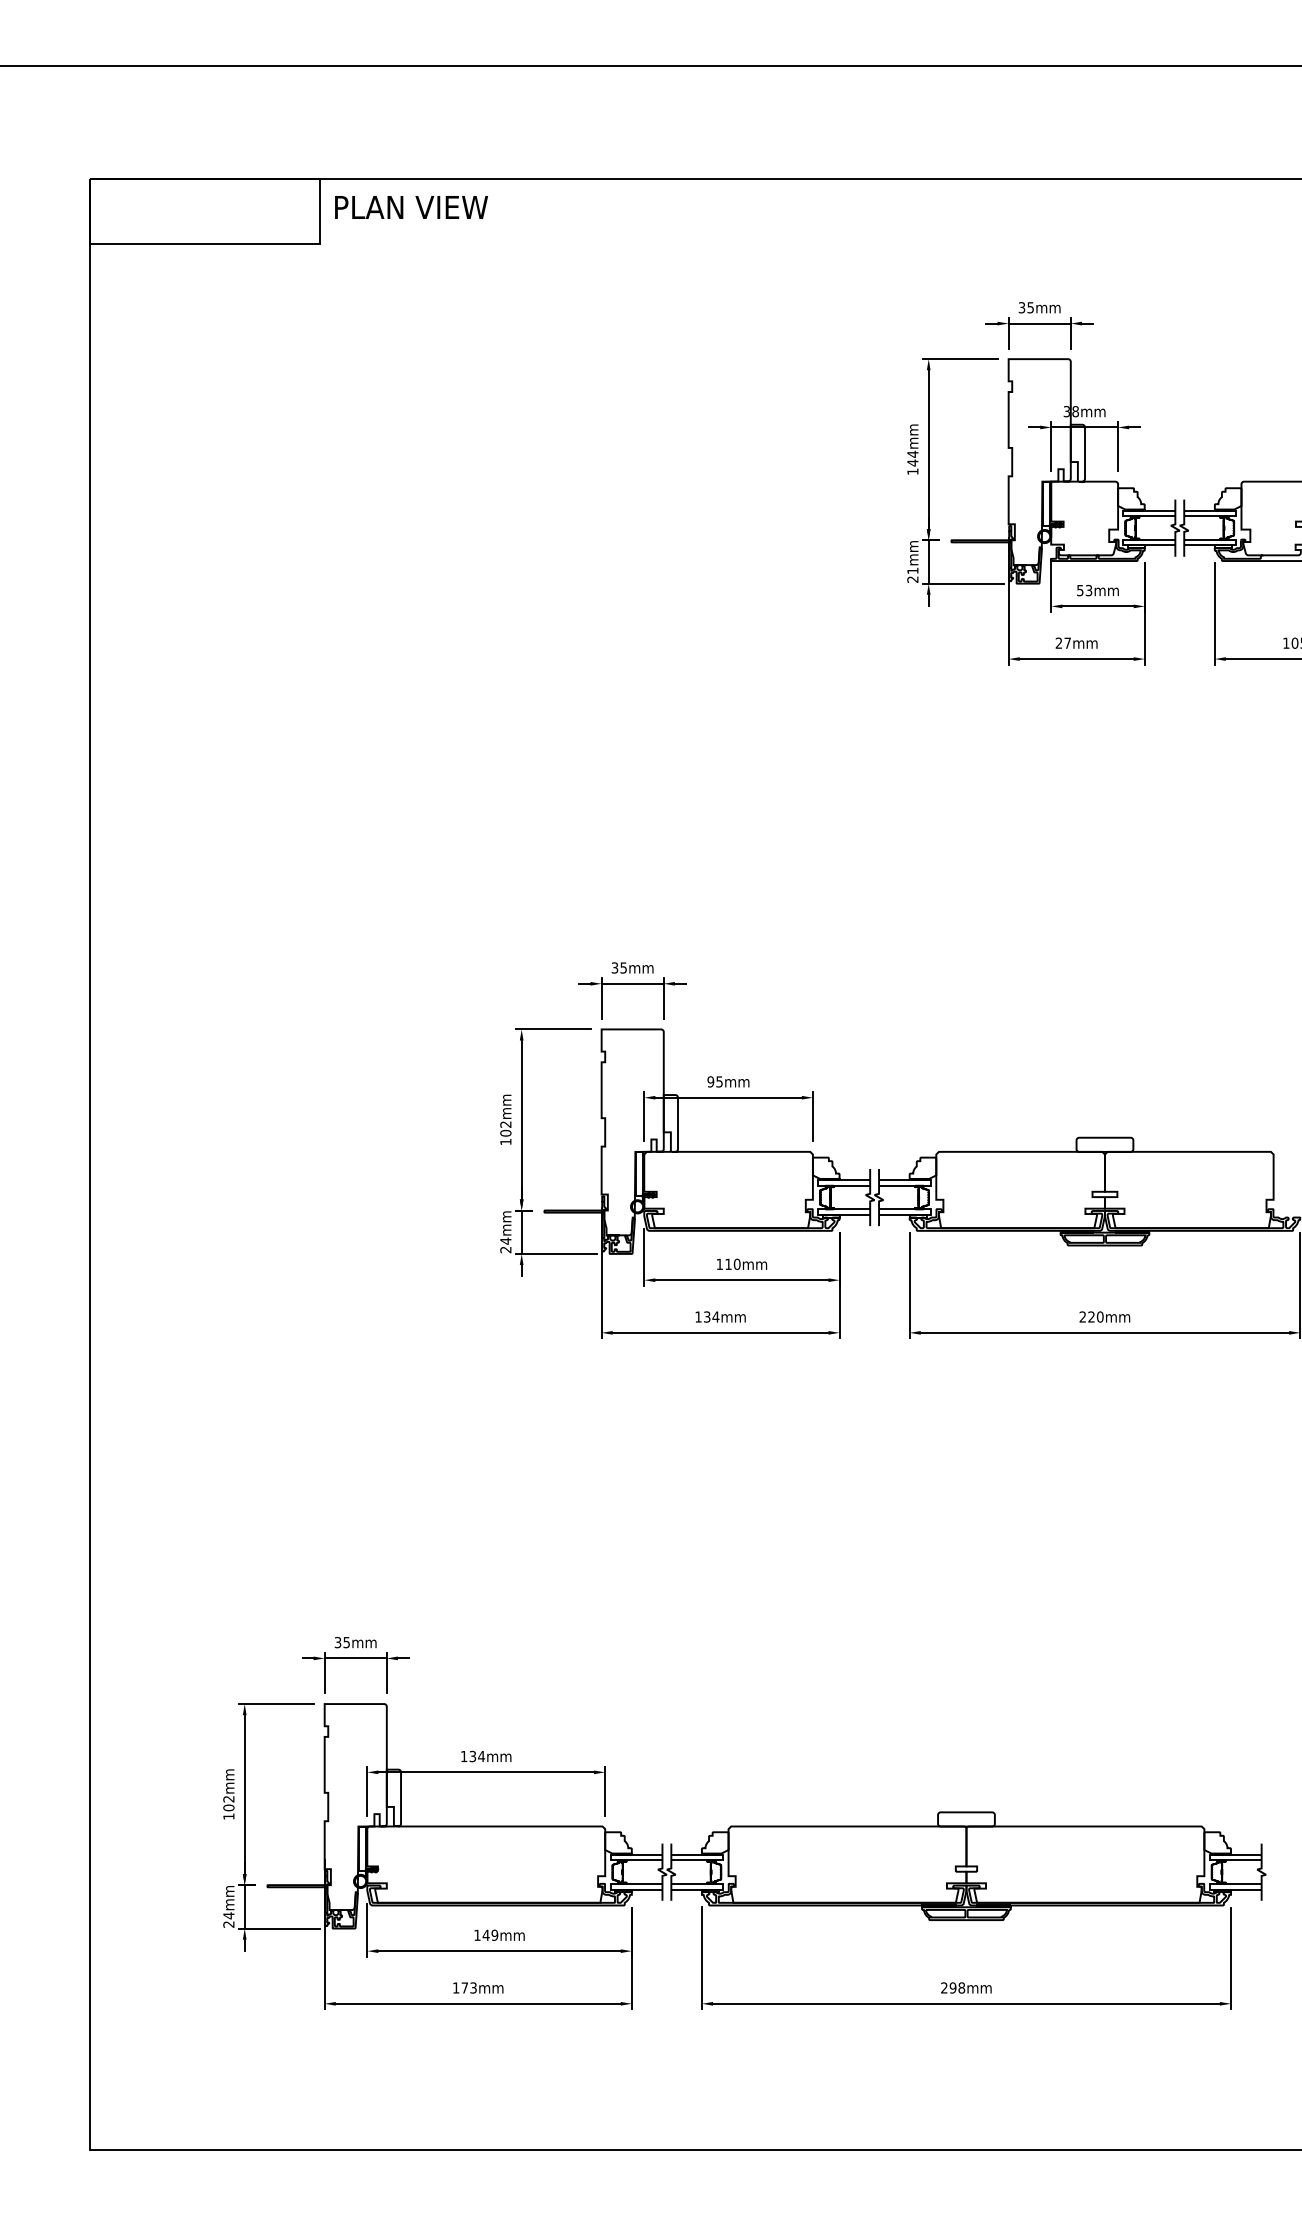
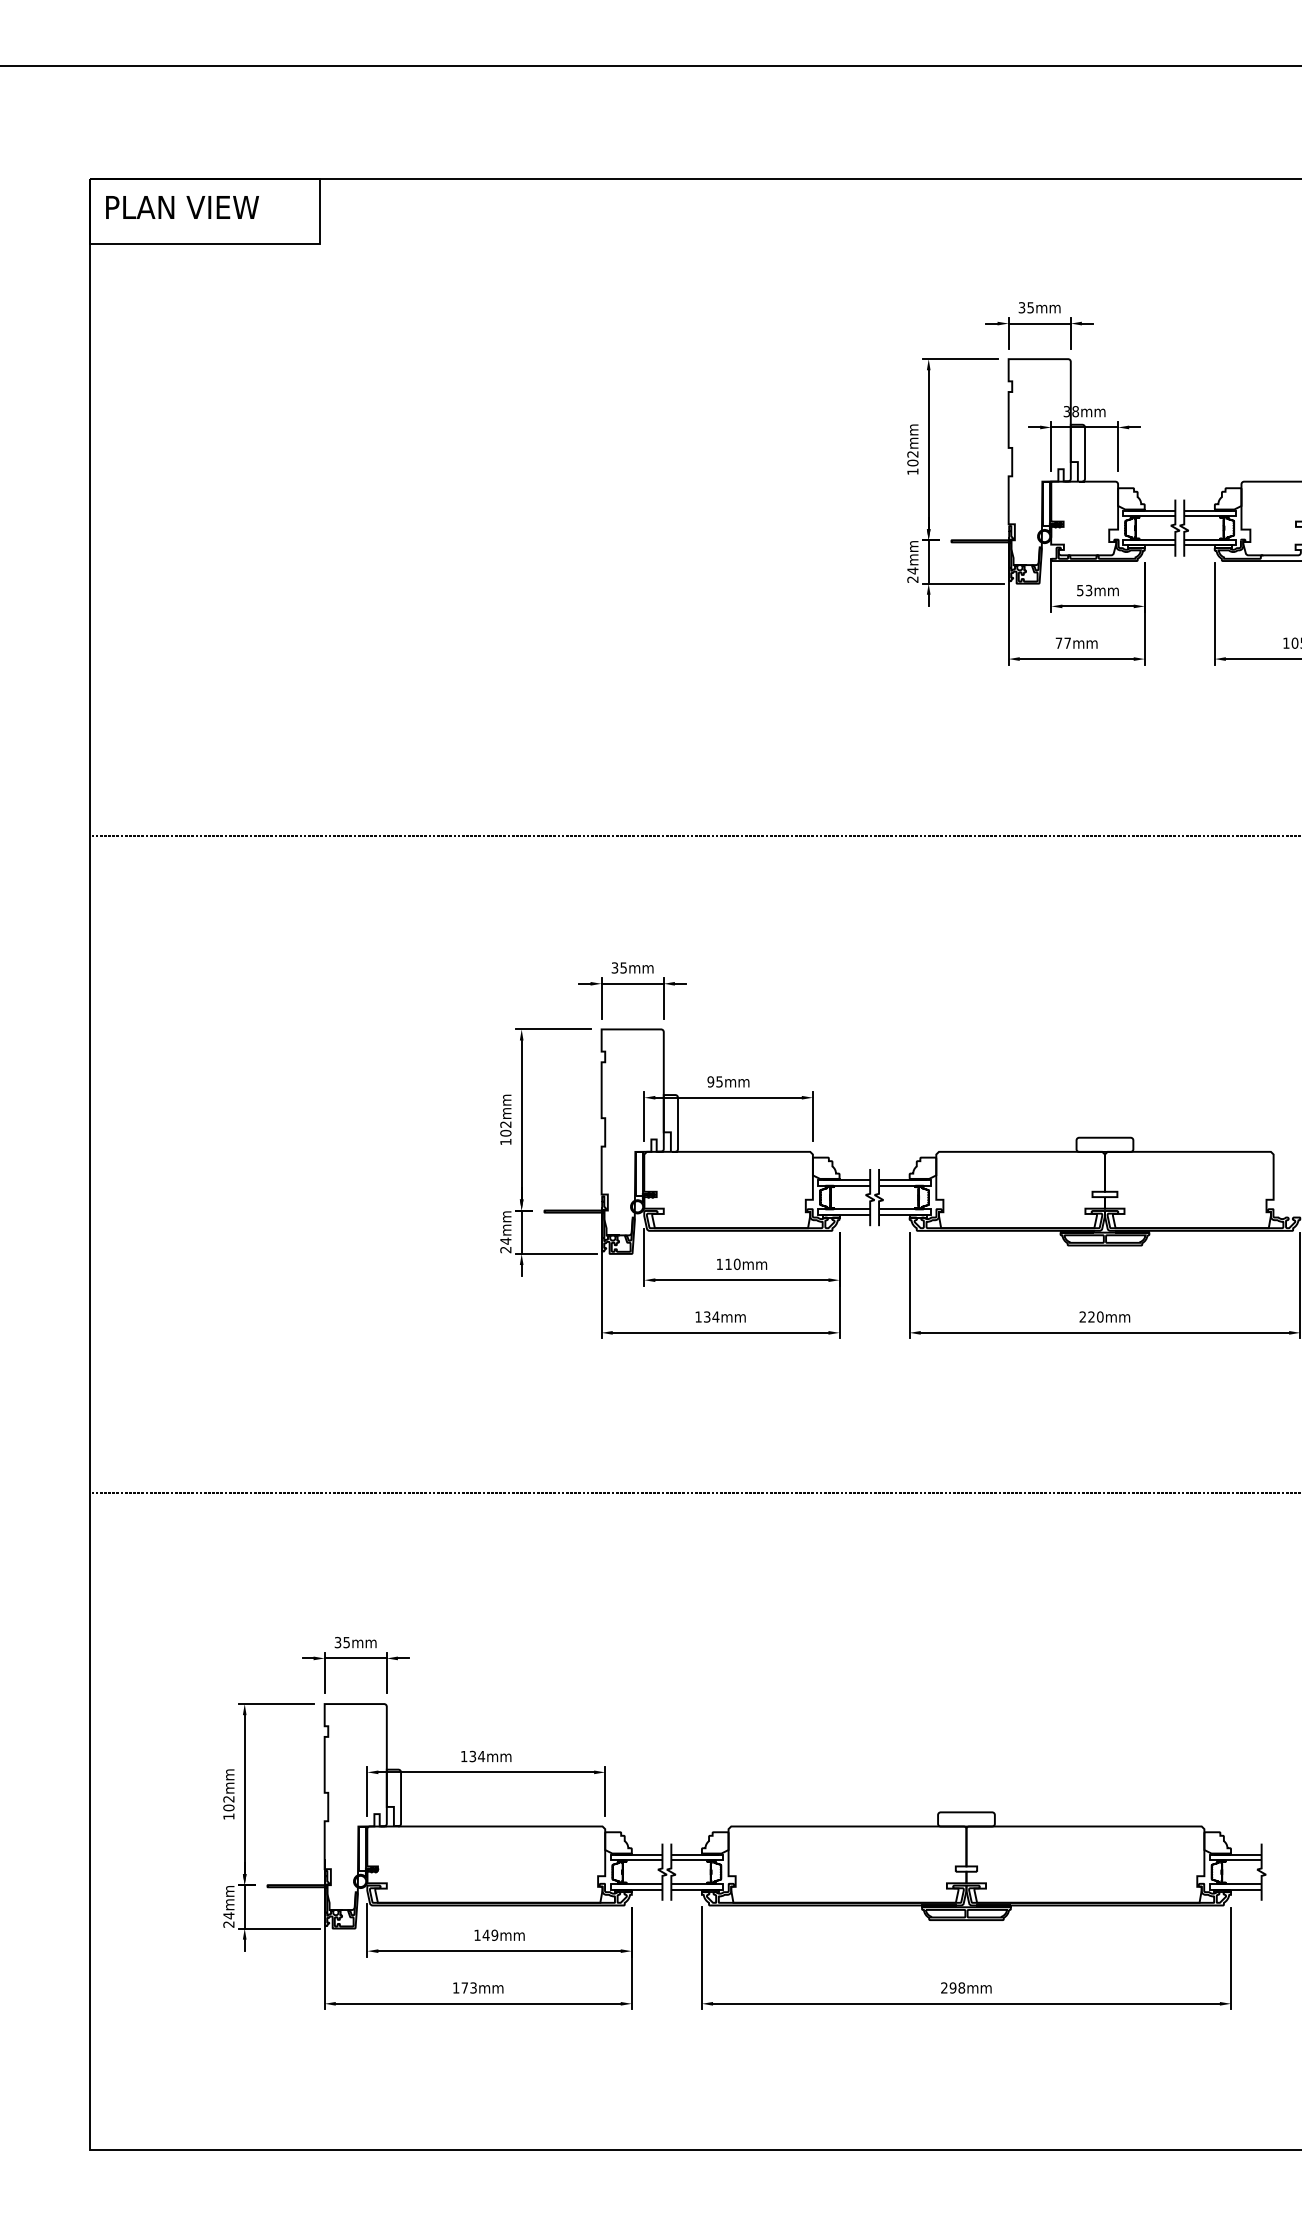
text position: (411, 207) -> (182, 207) (182, 207)
text: 144mm -> 102mm (912, 458)
text: 21mm -> 24mm (912, 570)
text: 27mm -> 77mm (1058, 642)
line: none -> present (693, 835)
line: none -> present (693, 1492)
